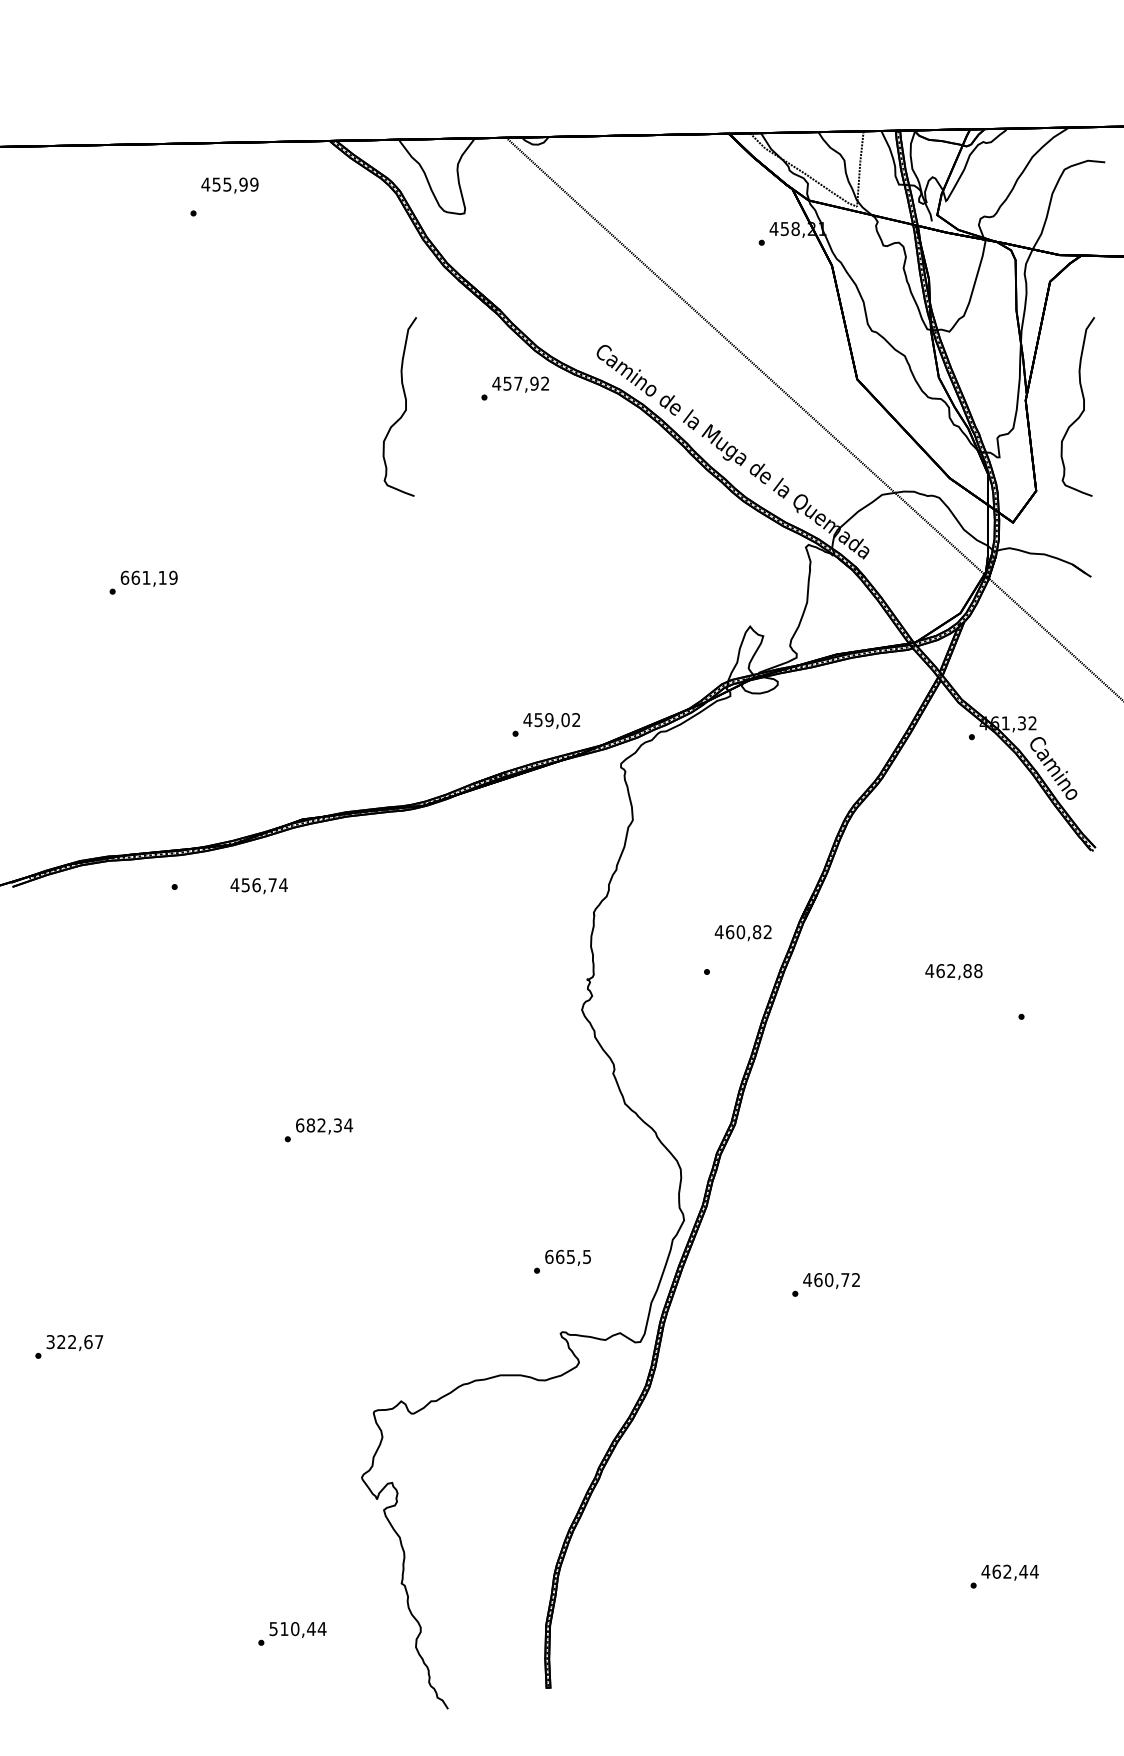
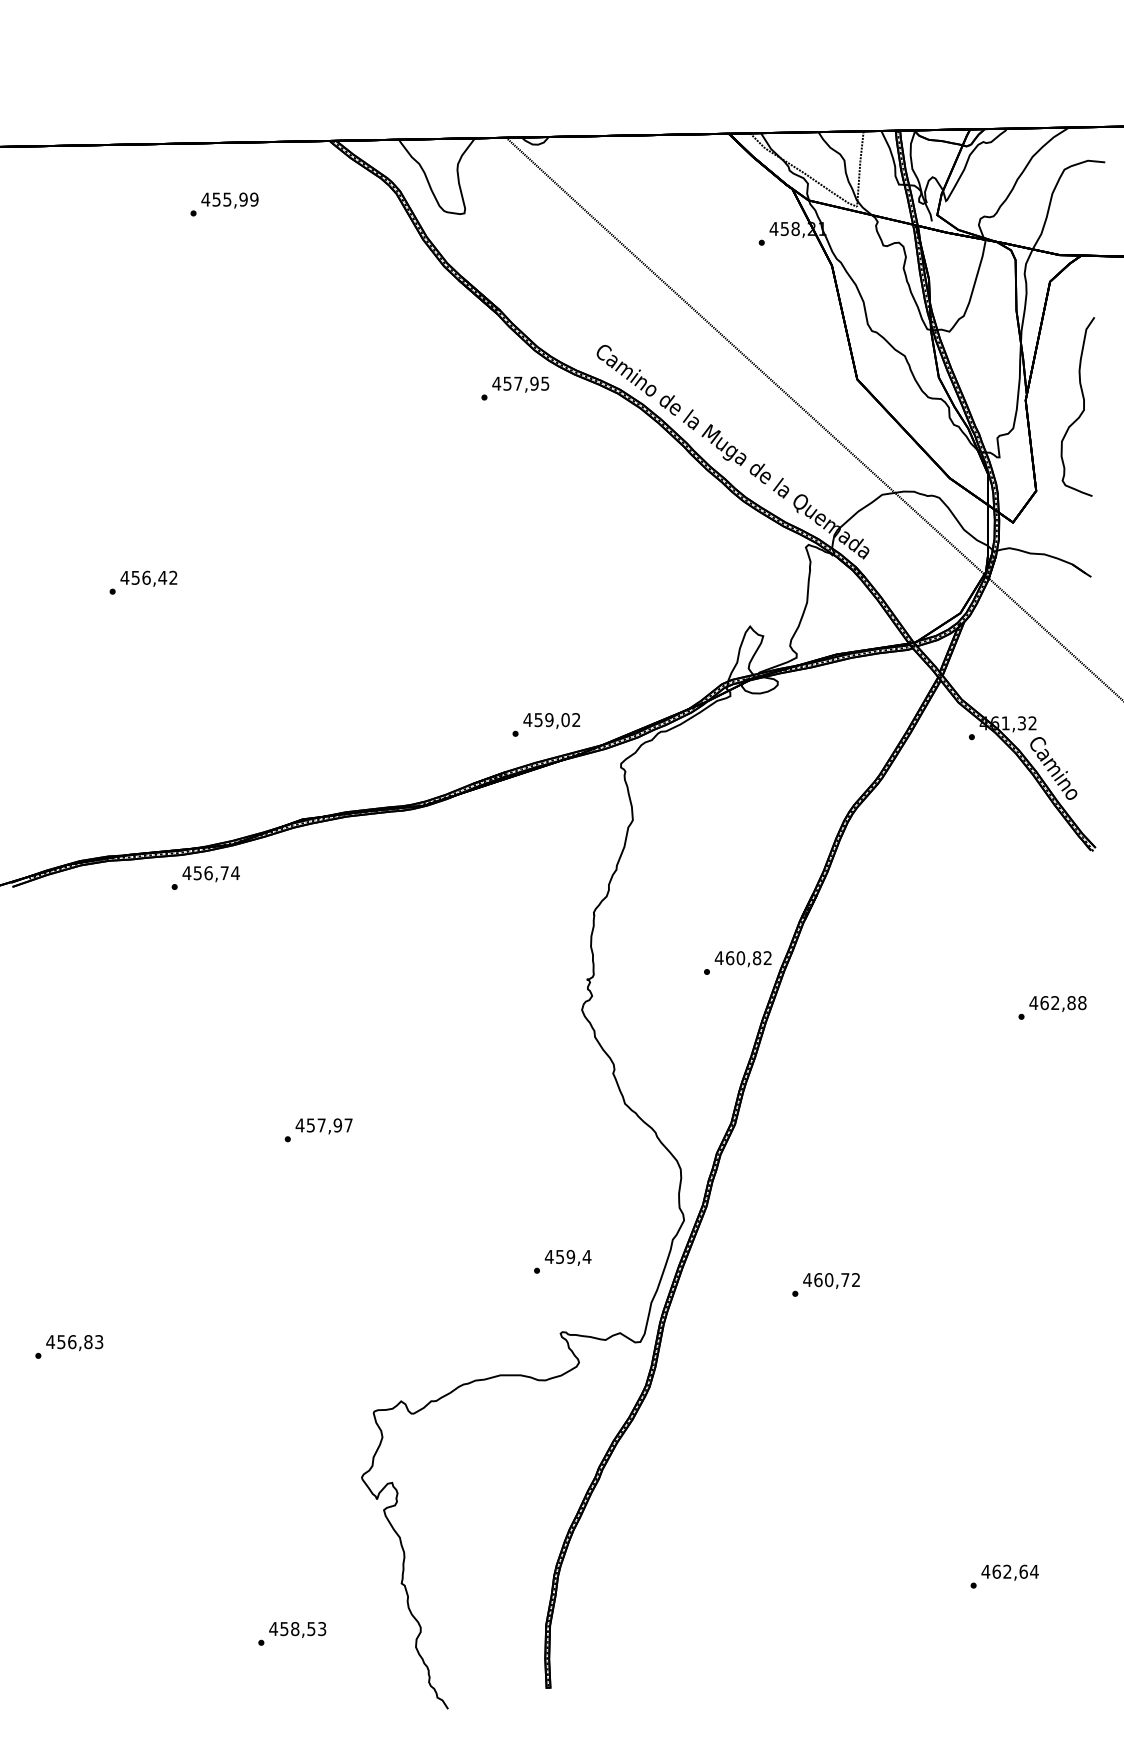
text position: (229, 185) -> (229, 200) (229, 200)
text: 457,92 -> 457,95 (545, 383)
curve: present -> none (405, 406)
text: 661,19 -> 456,42 (148, 577)
text position: (258, 886) -> (210, 874) (210, 874)
text position: (742, 933) -> (742, 959) (742, 959)
text position: (953, 971) -> (1057, 1003) (1057, 1003)
text: 682,34 -> 457,97 (324, 1125)
text: 665,5 -> 459,4 (567, 1256)
text: 322,67 -> 456,83 (74, 1342)
text: 462,44 -> 462,64 (1023, 1571)
text: 510,44 -> 458,53 (297, 1629)
